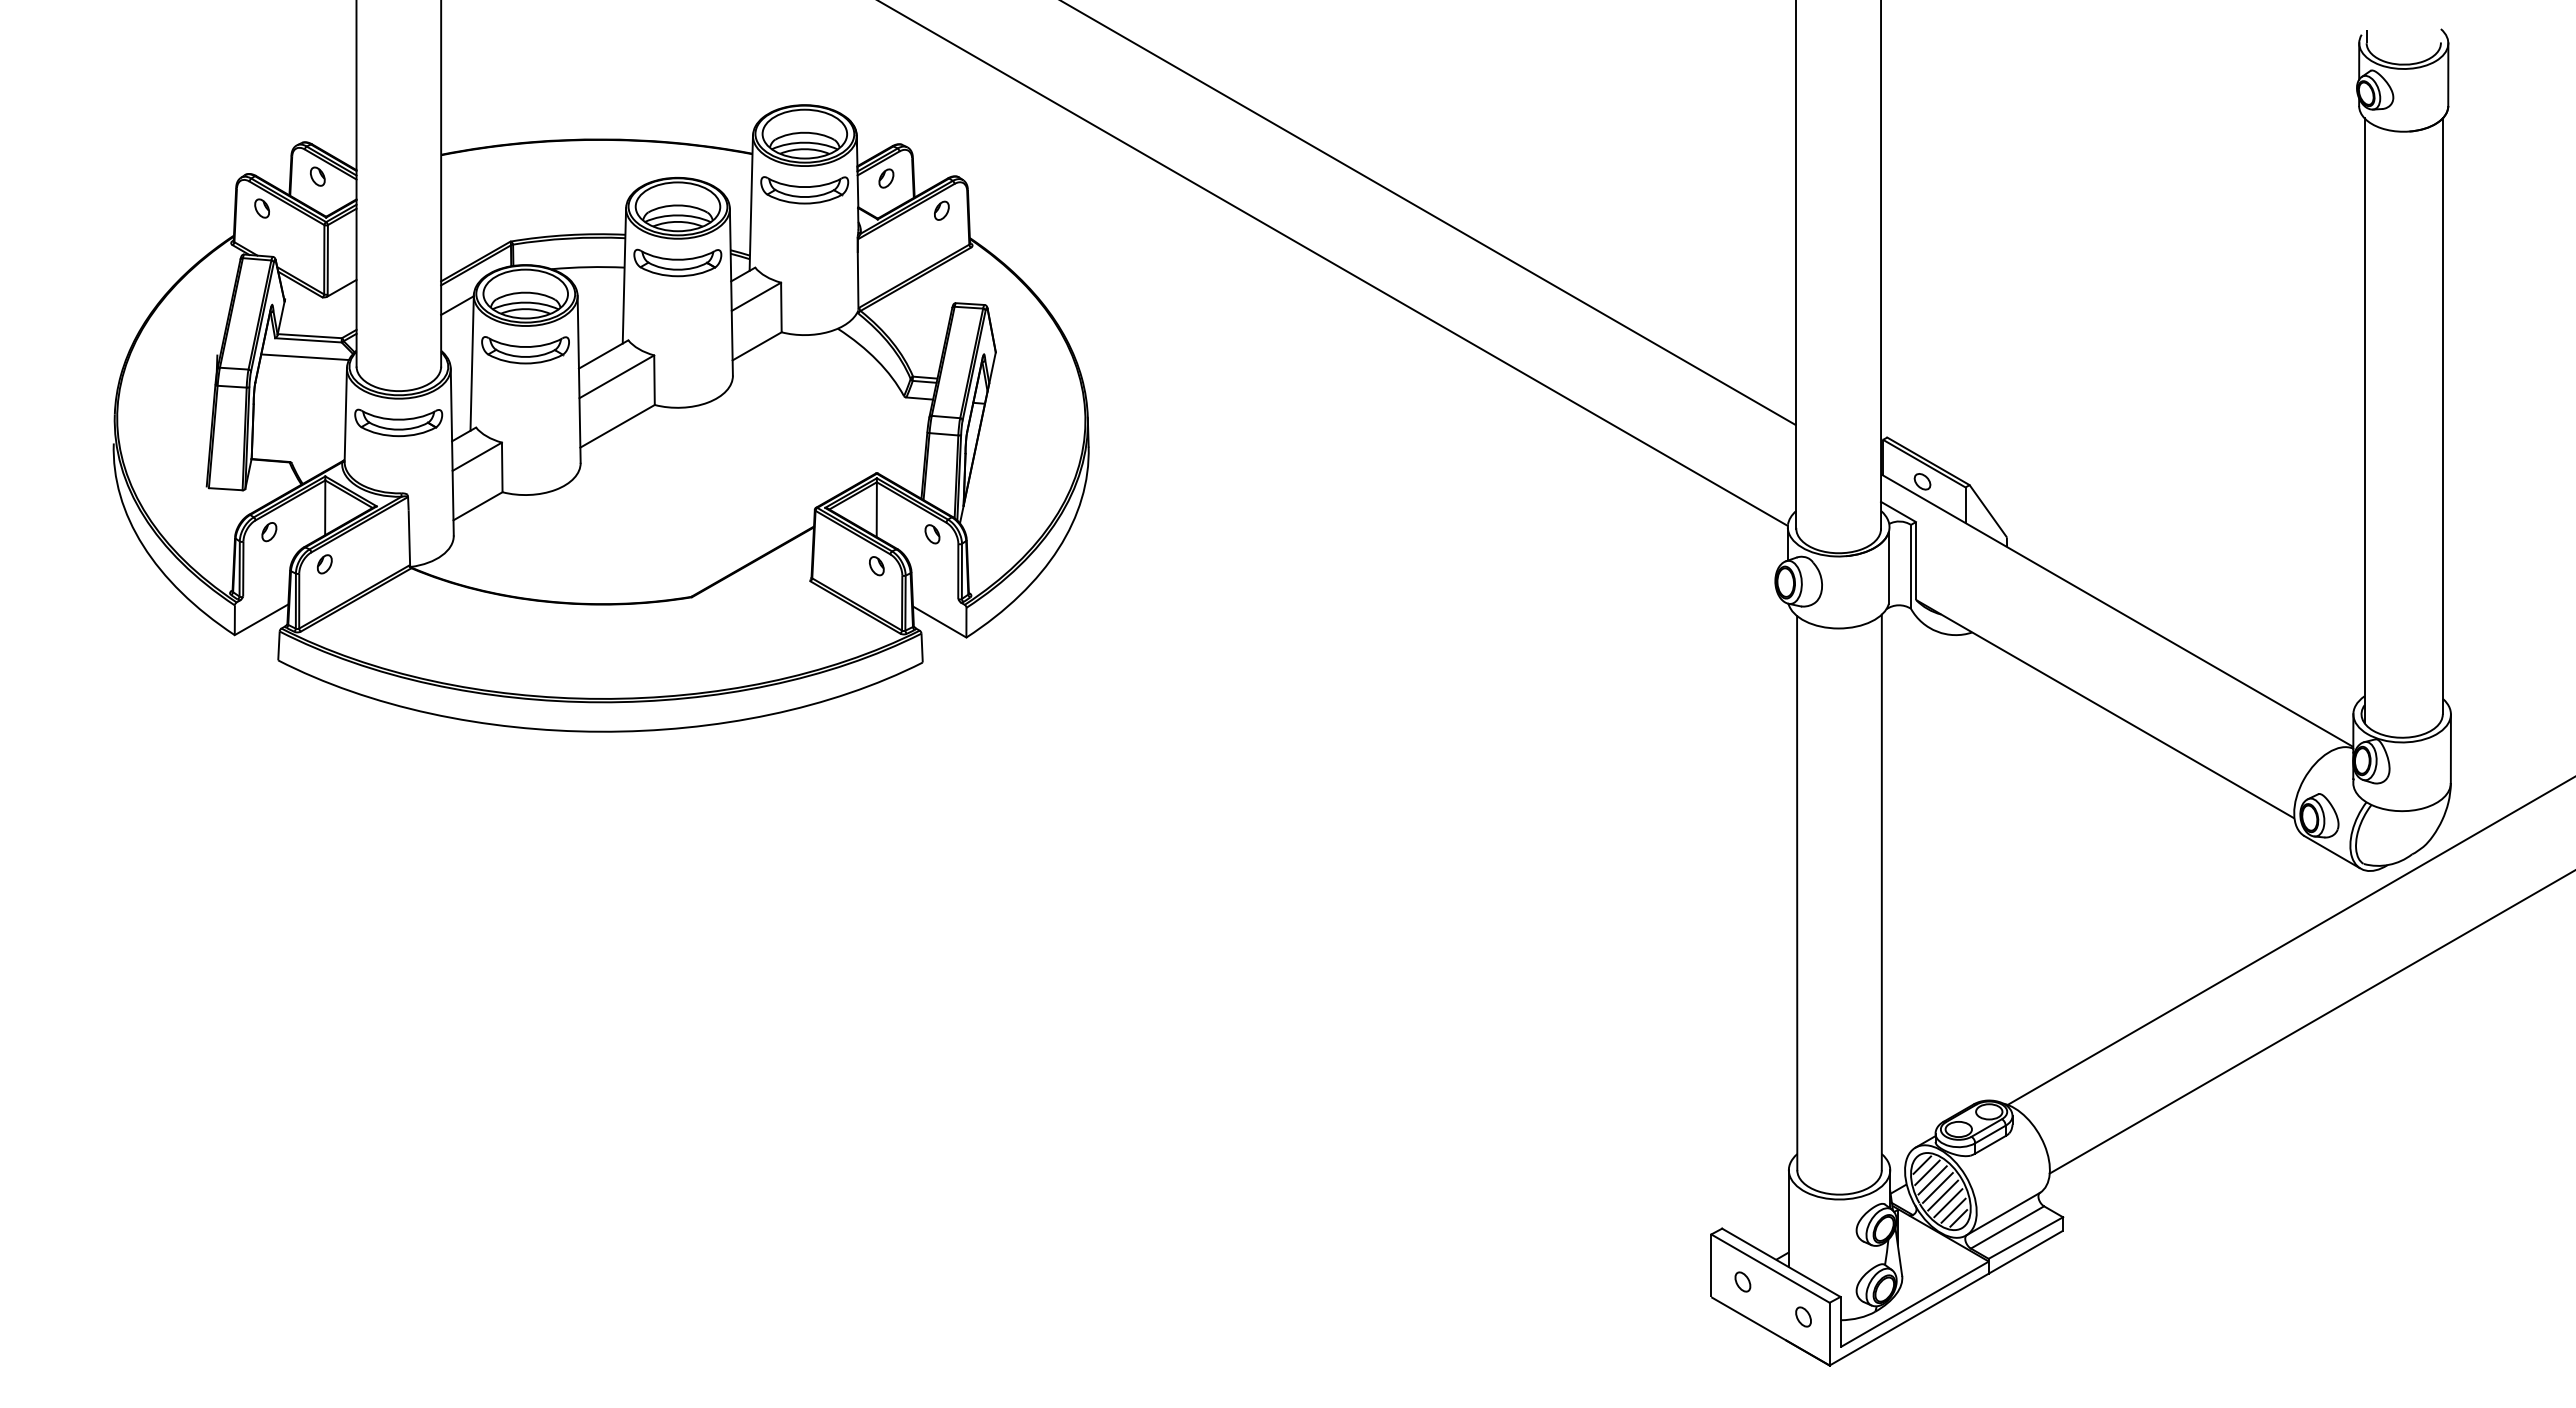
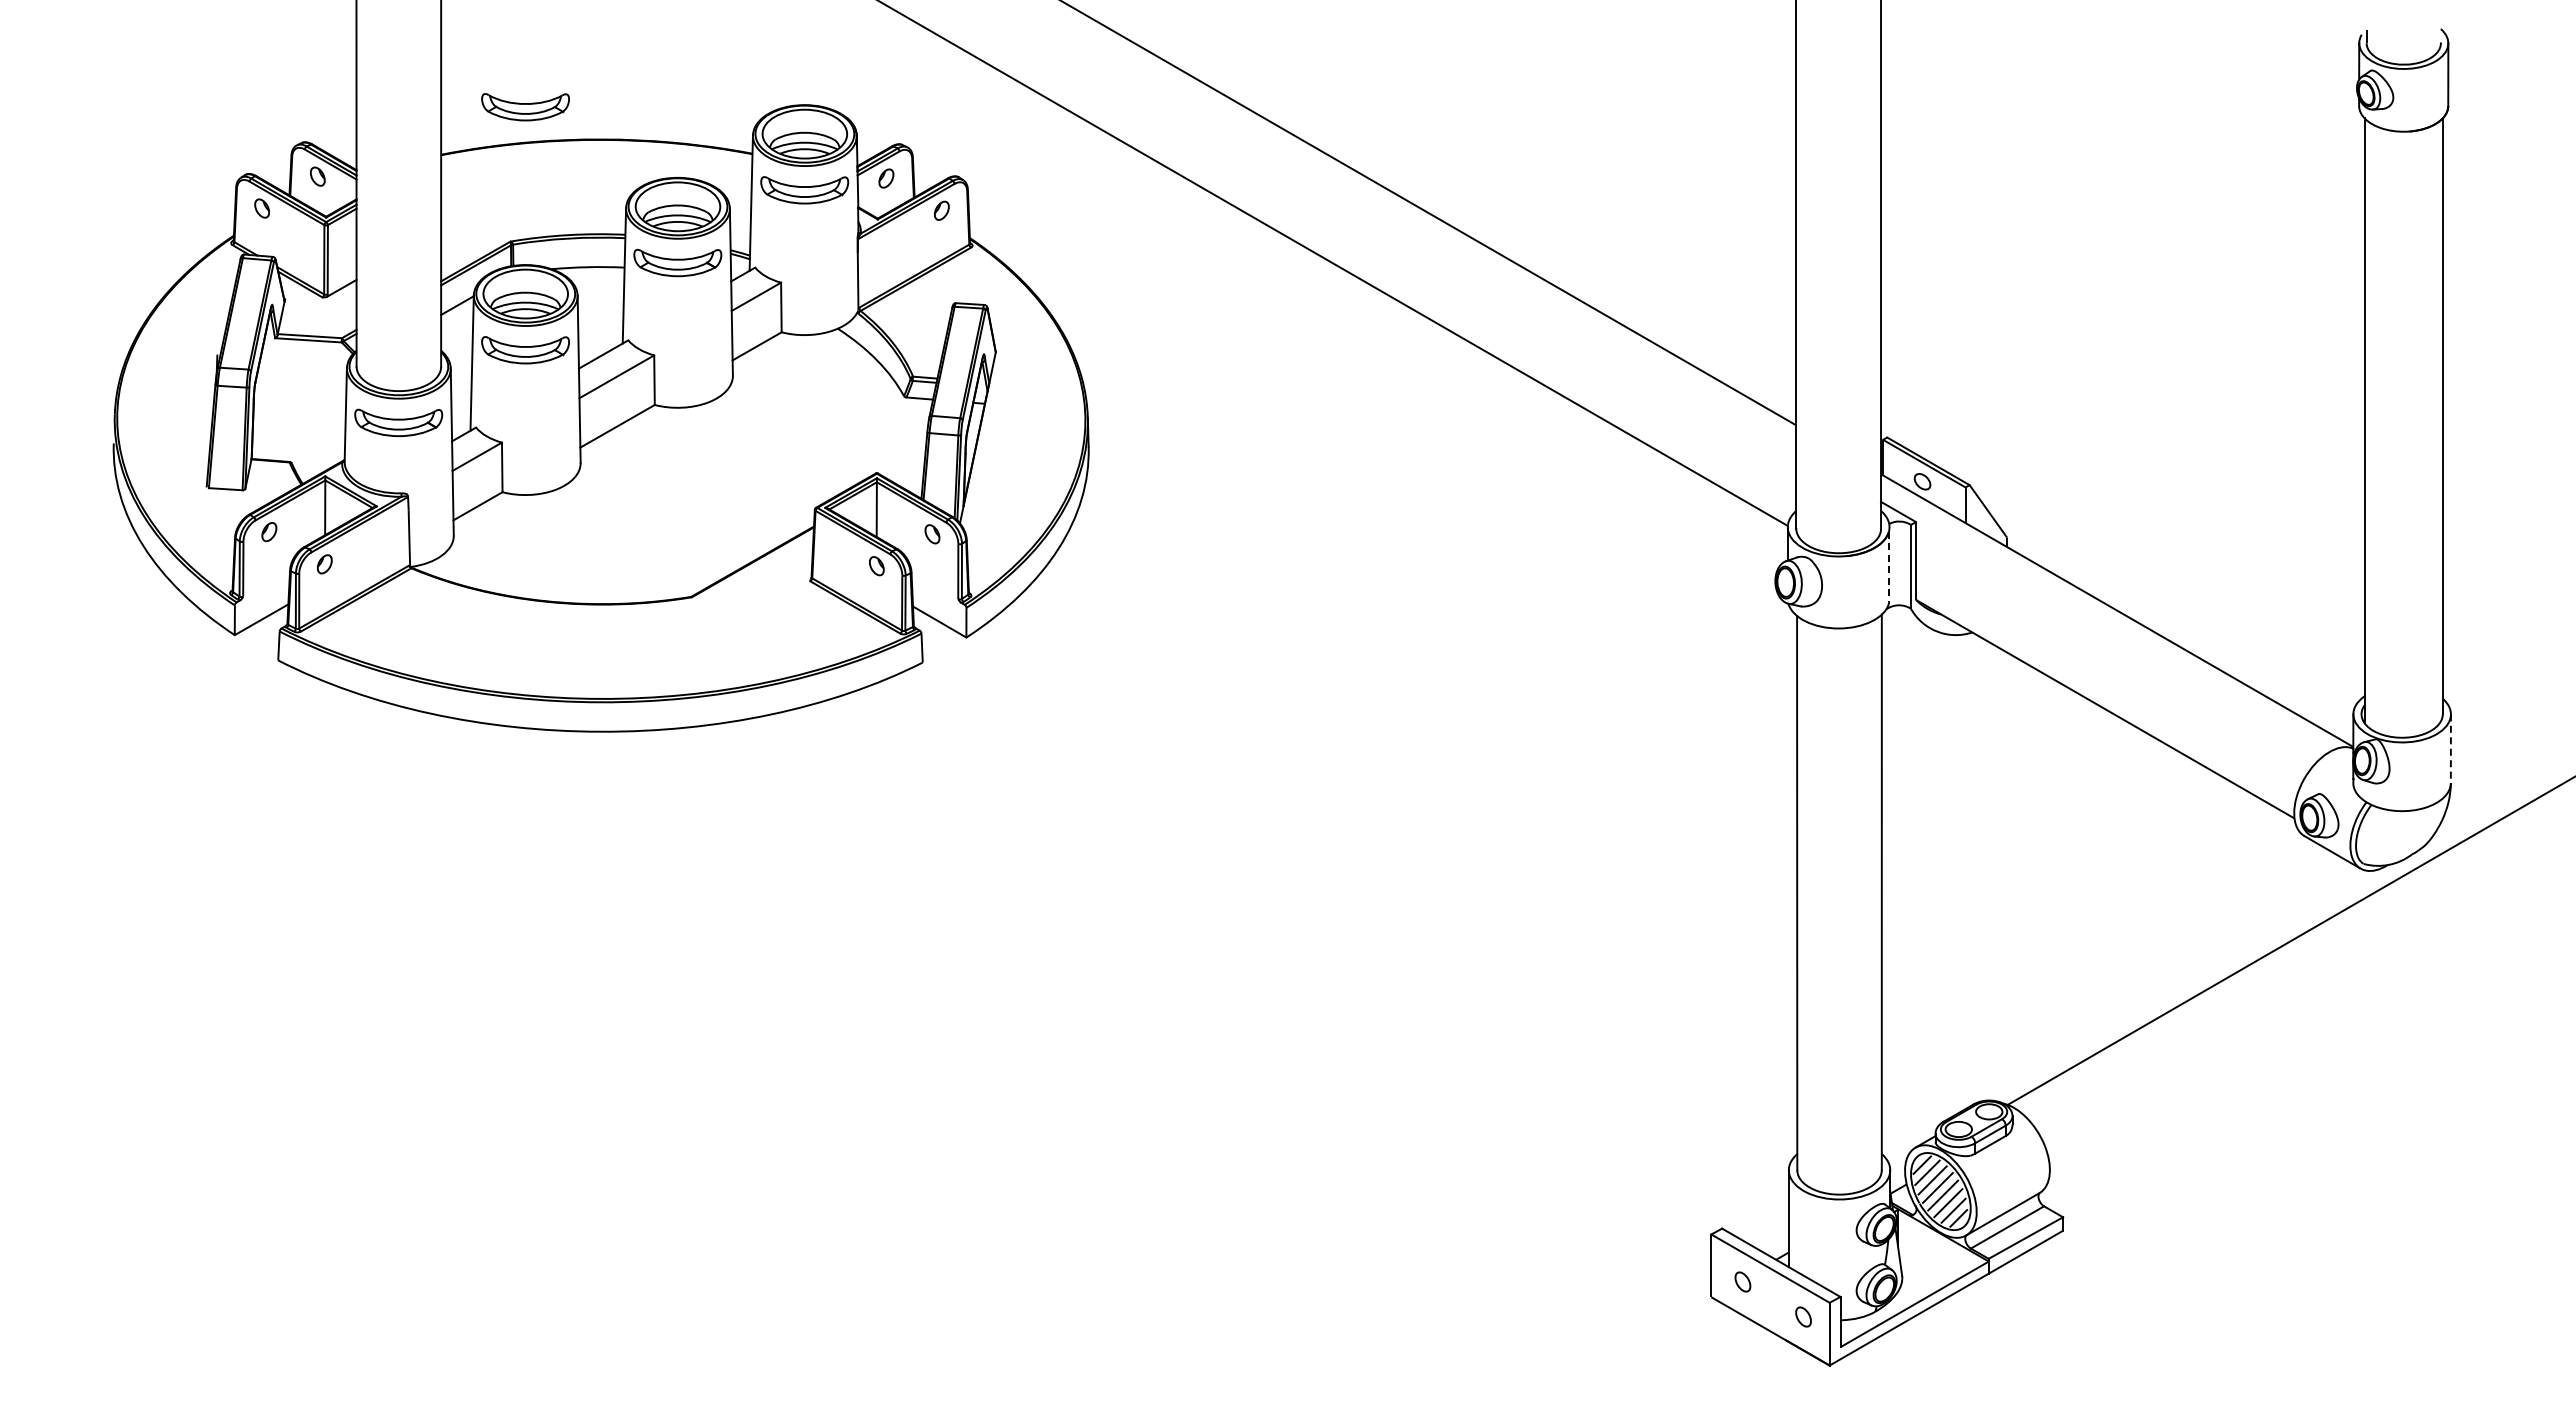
part: none -> present (525, 107)
line: present -> none (304, 357)
line: solid -> dashed (1888, 567)
line: solid -> dashed (2450, 749)
line: present -> none (2310, 1022)
